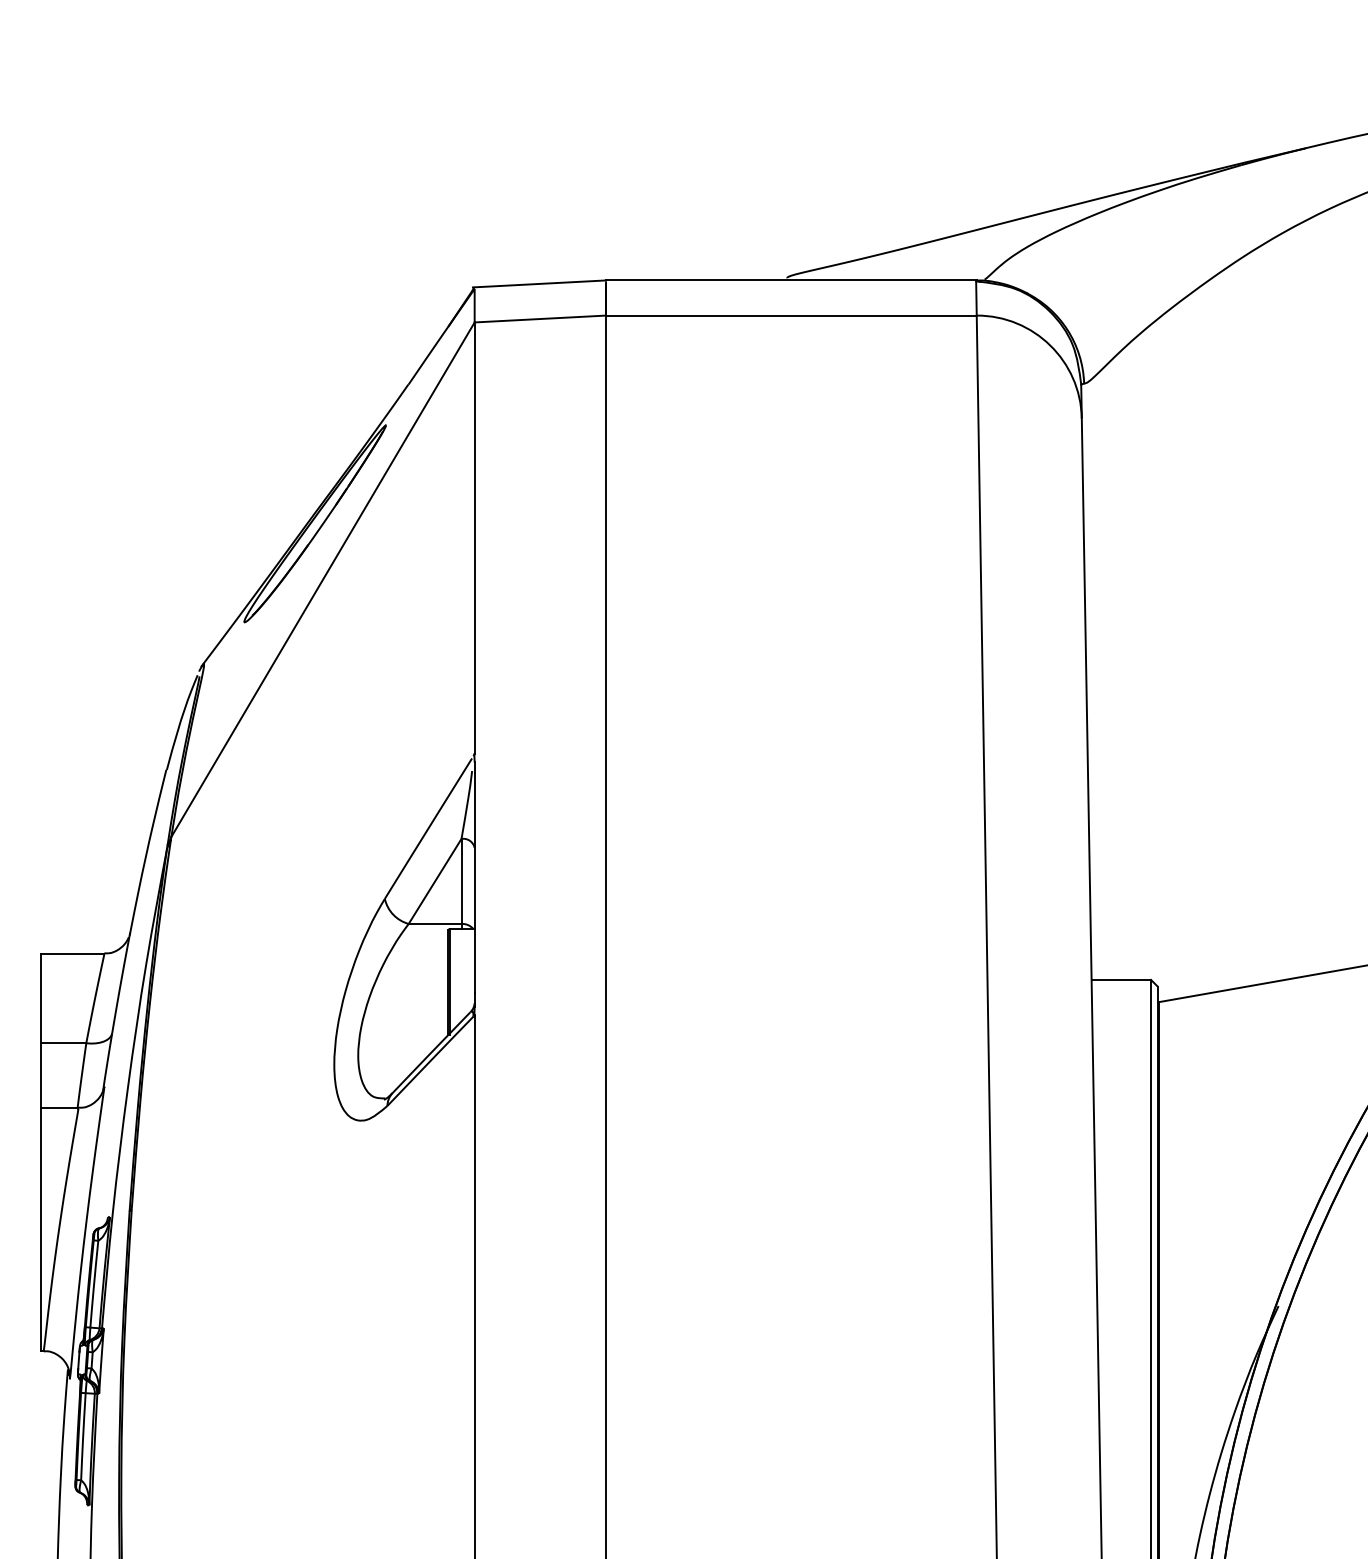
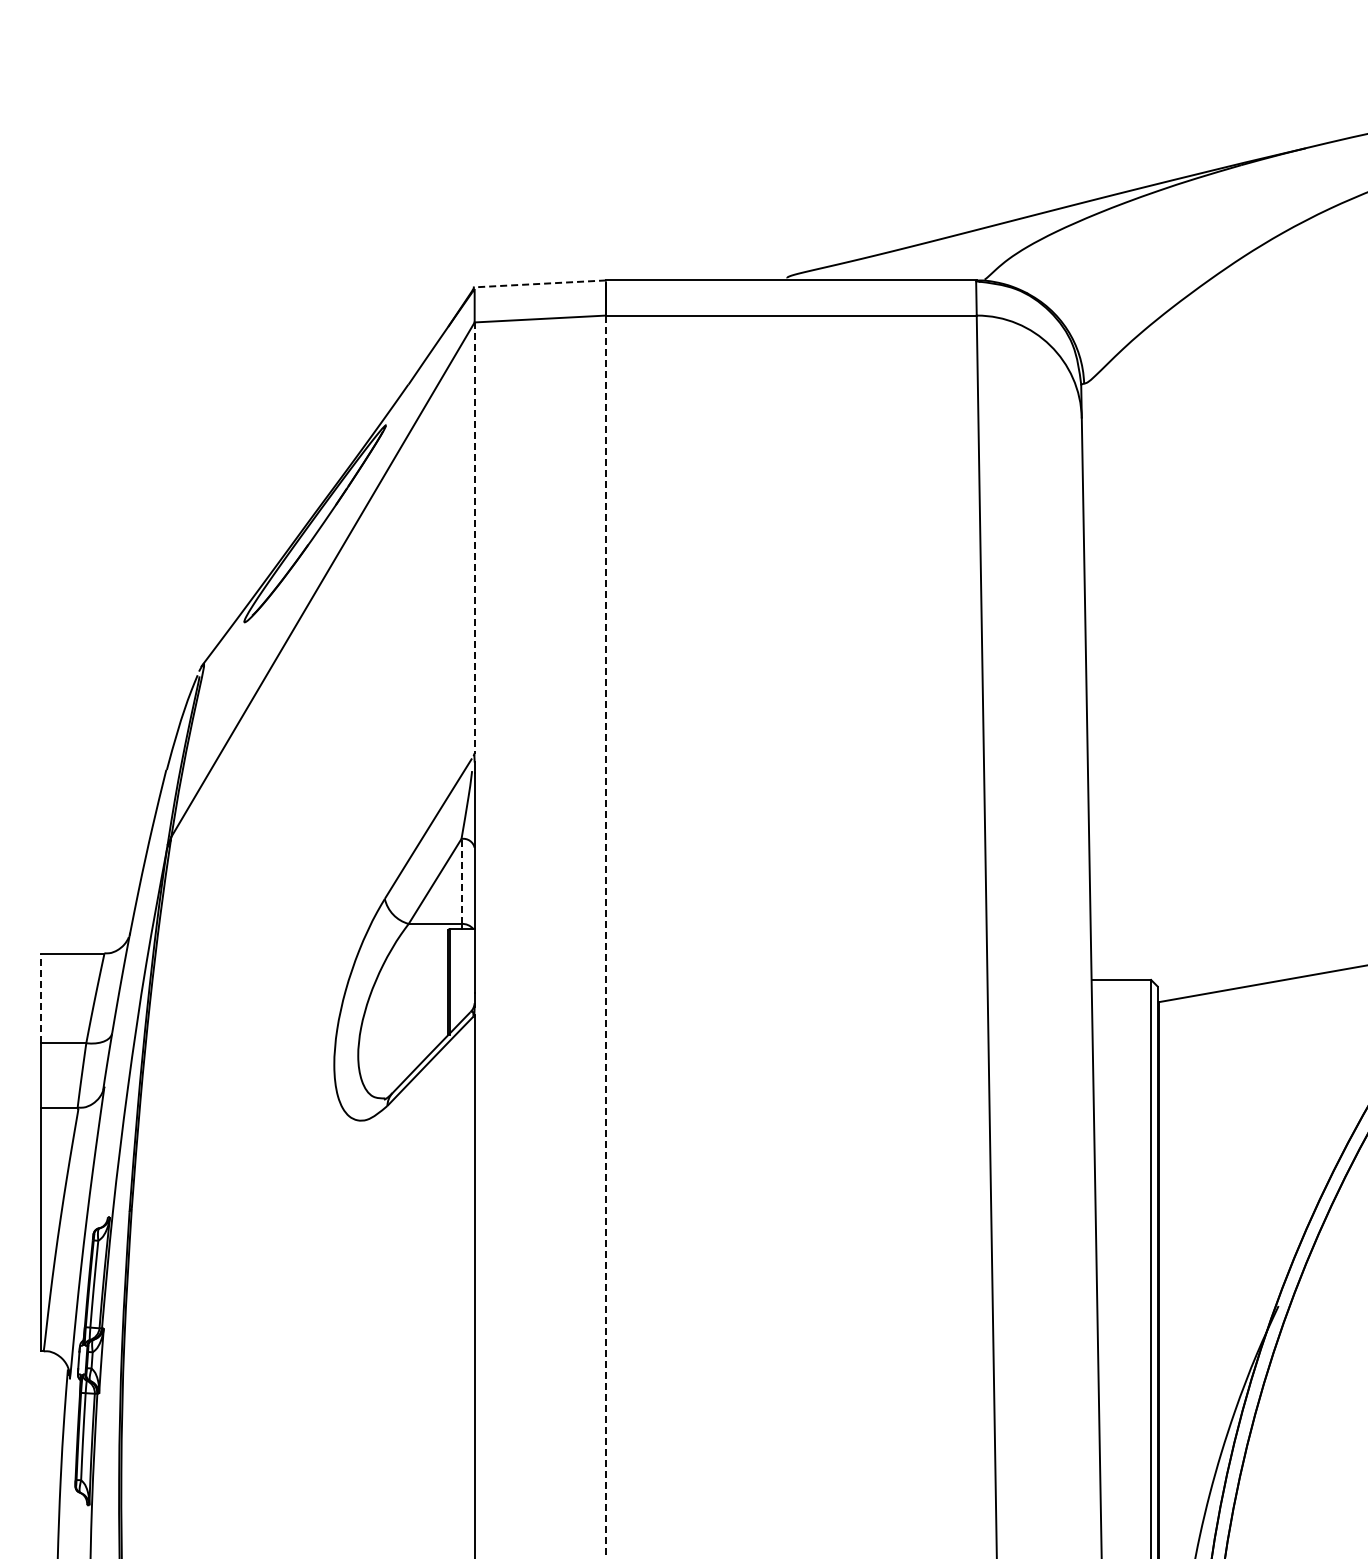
line: solid -> dashed (539, 283)
line: solid -> dashed (474, 538)
line: solid -> dashed (461, 881)
line: solid -> dashed (606, 937)
line: solid -> dashed (41, 998)
